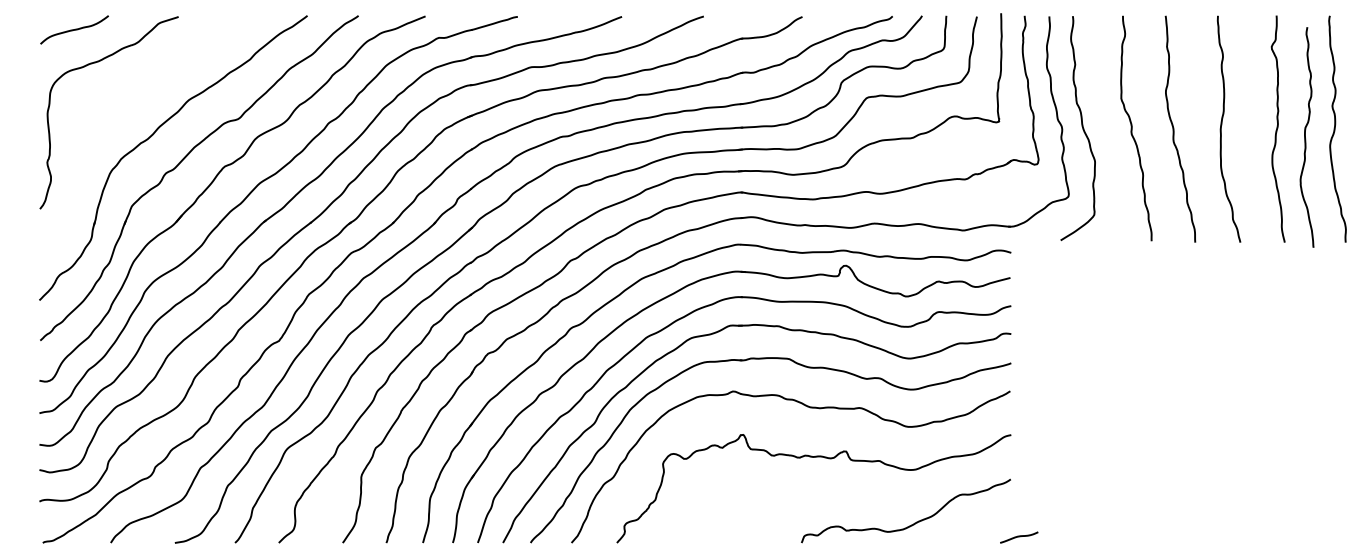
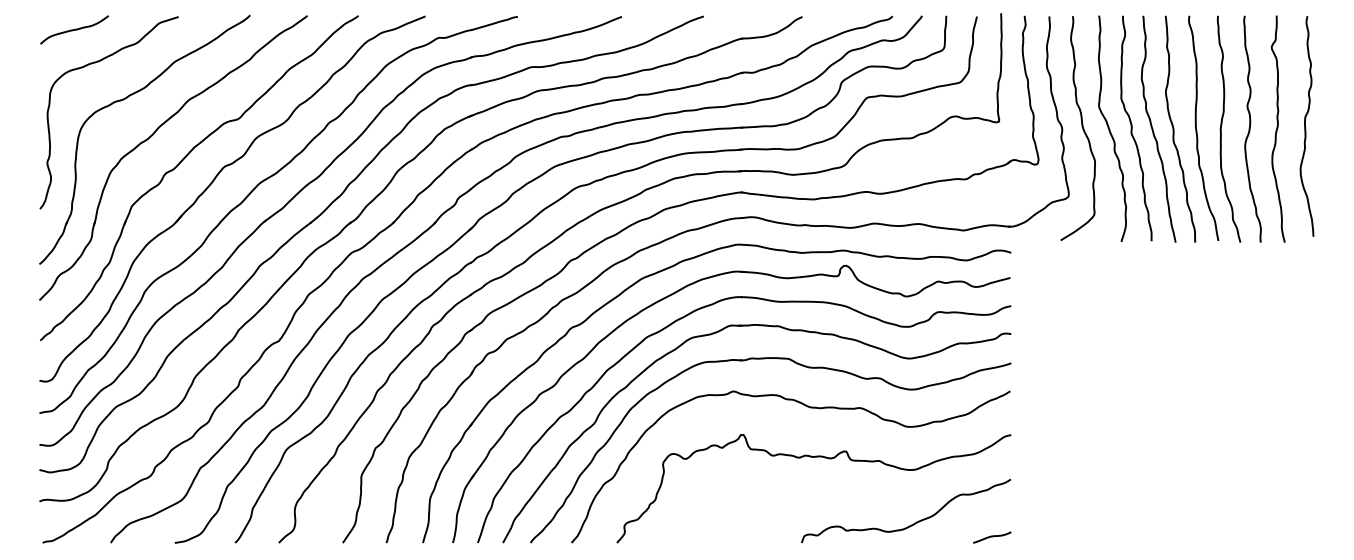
part: none -> present (125, 99)
curve: none -> present (1153, 128)
curve position: (1335, 128) -> (1250, 128) (1250, 128)
curve: none -> present (1110, 129)
curve: none -> present (1197, 129)
curve position: (1305, 137) -> (1305, 126) (1305, 126)
curve position: (1019, 537) -> (992, 537) (992, 537)
